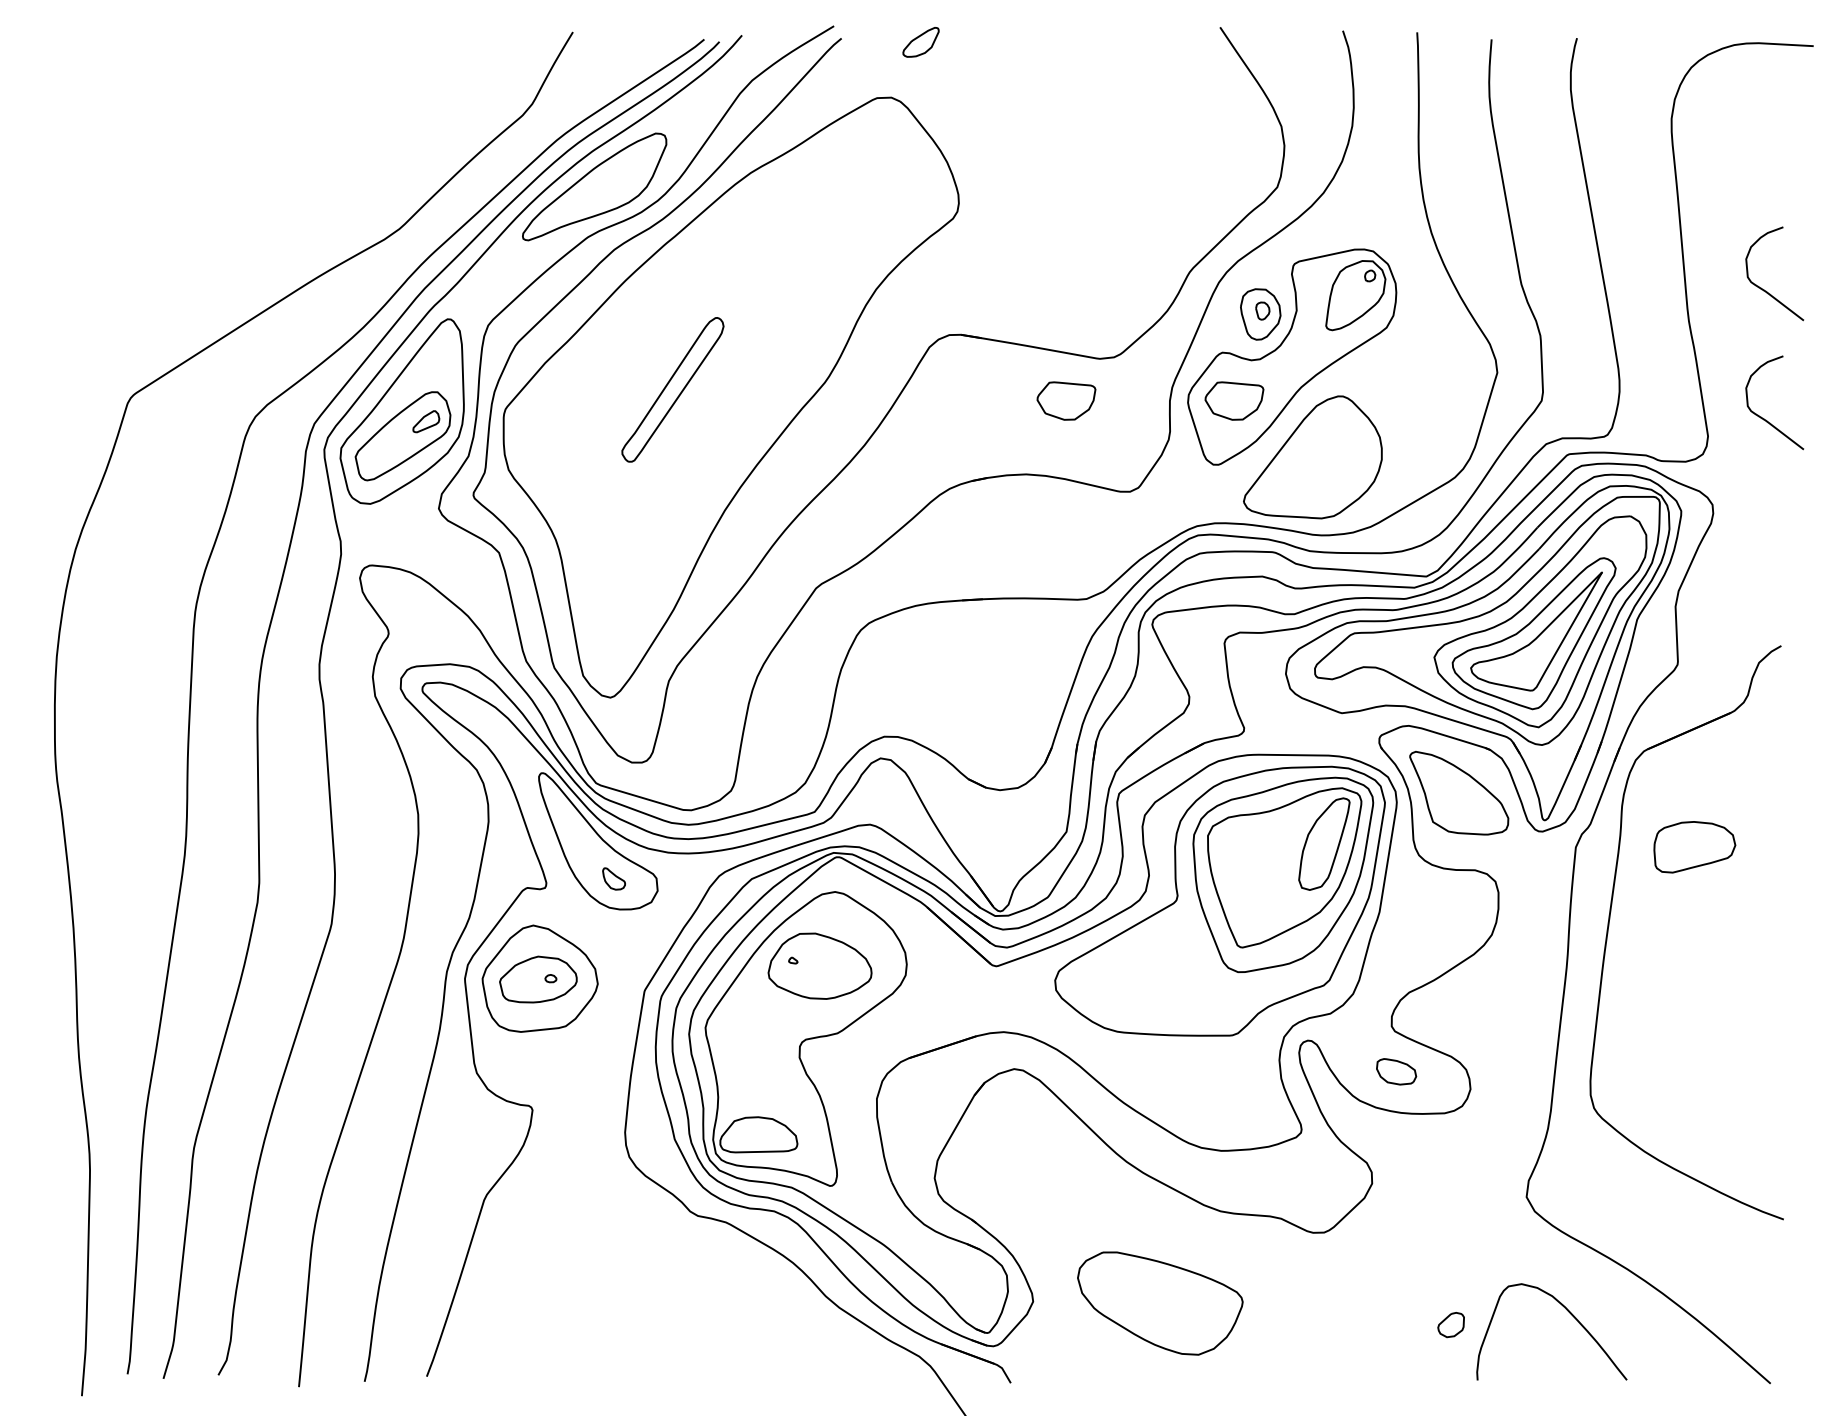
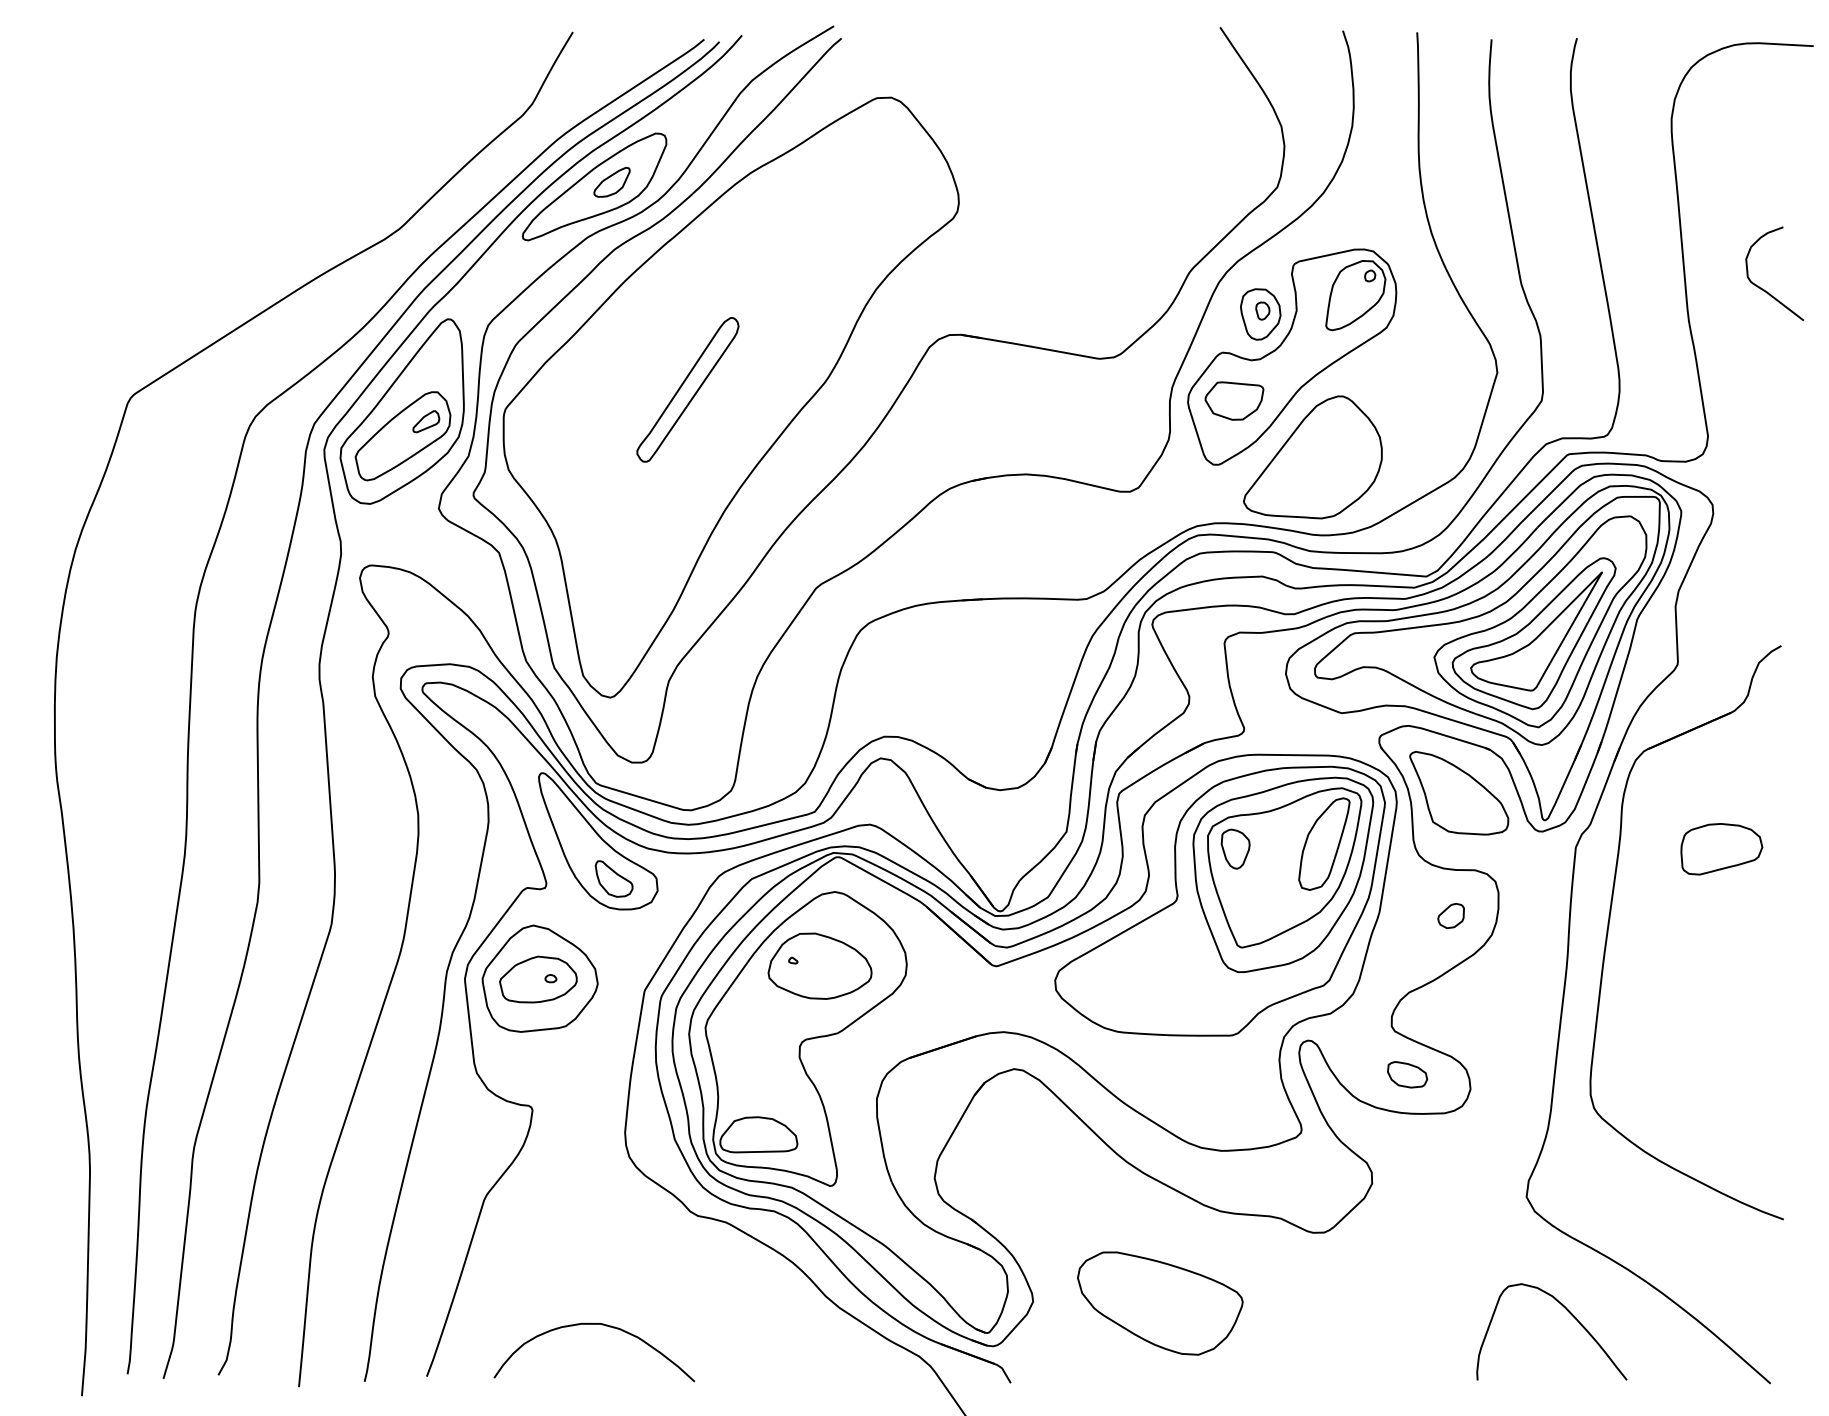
part position: (920, 42) -> (611, 182) (611, 182)
part position: (672, 389) -> (687, 389) (687, 389)
part: present -> none (1066, 400)
curve: present -> none (1764, 418)
part position: (1694, 847) -> (1721, 849) (1721, 849)
part: none -> present (1235, 848)
part size: 24x24 px -> 40x38 px (613, 878)
part position: (1396, 1071) -> (1407, 1074) (1407, 1074)
curve: none -> present (593, 1324)
part position: (1450, 1325) -> (1450, 916) (1450, 916)
